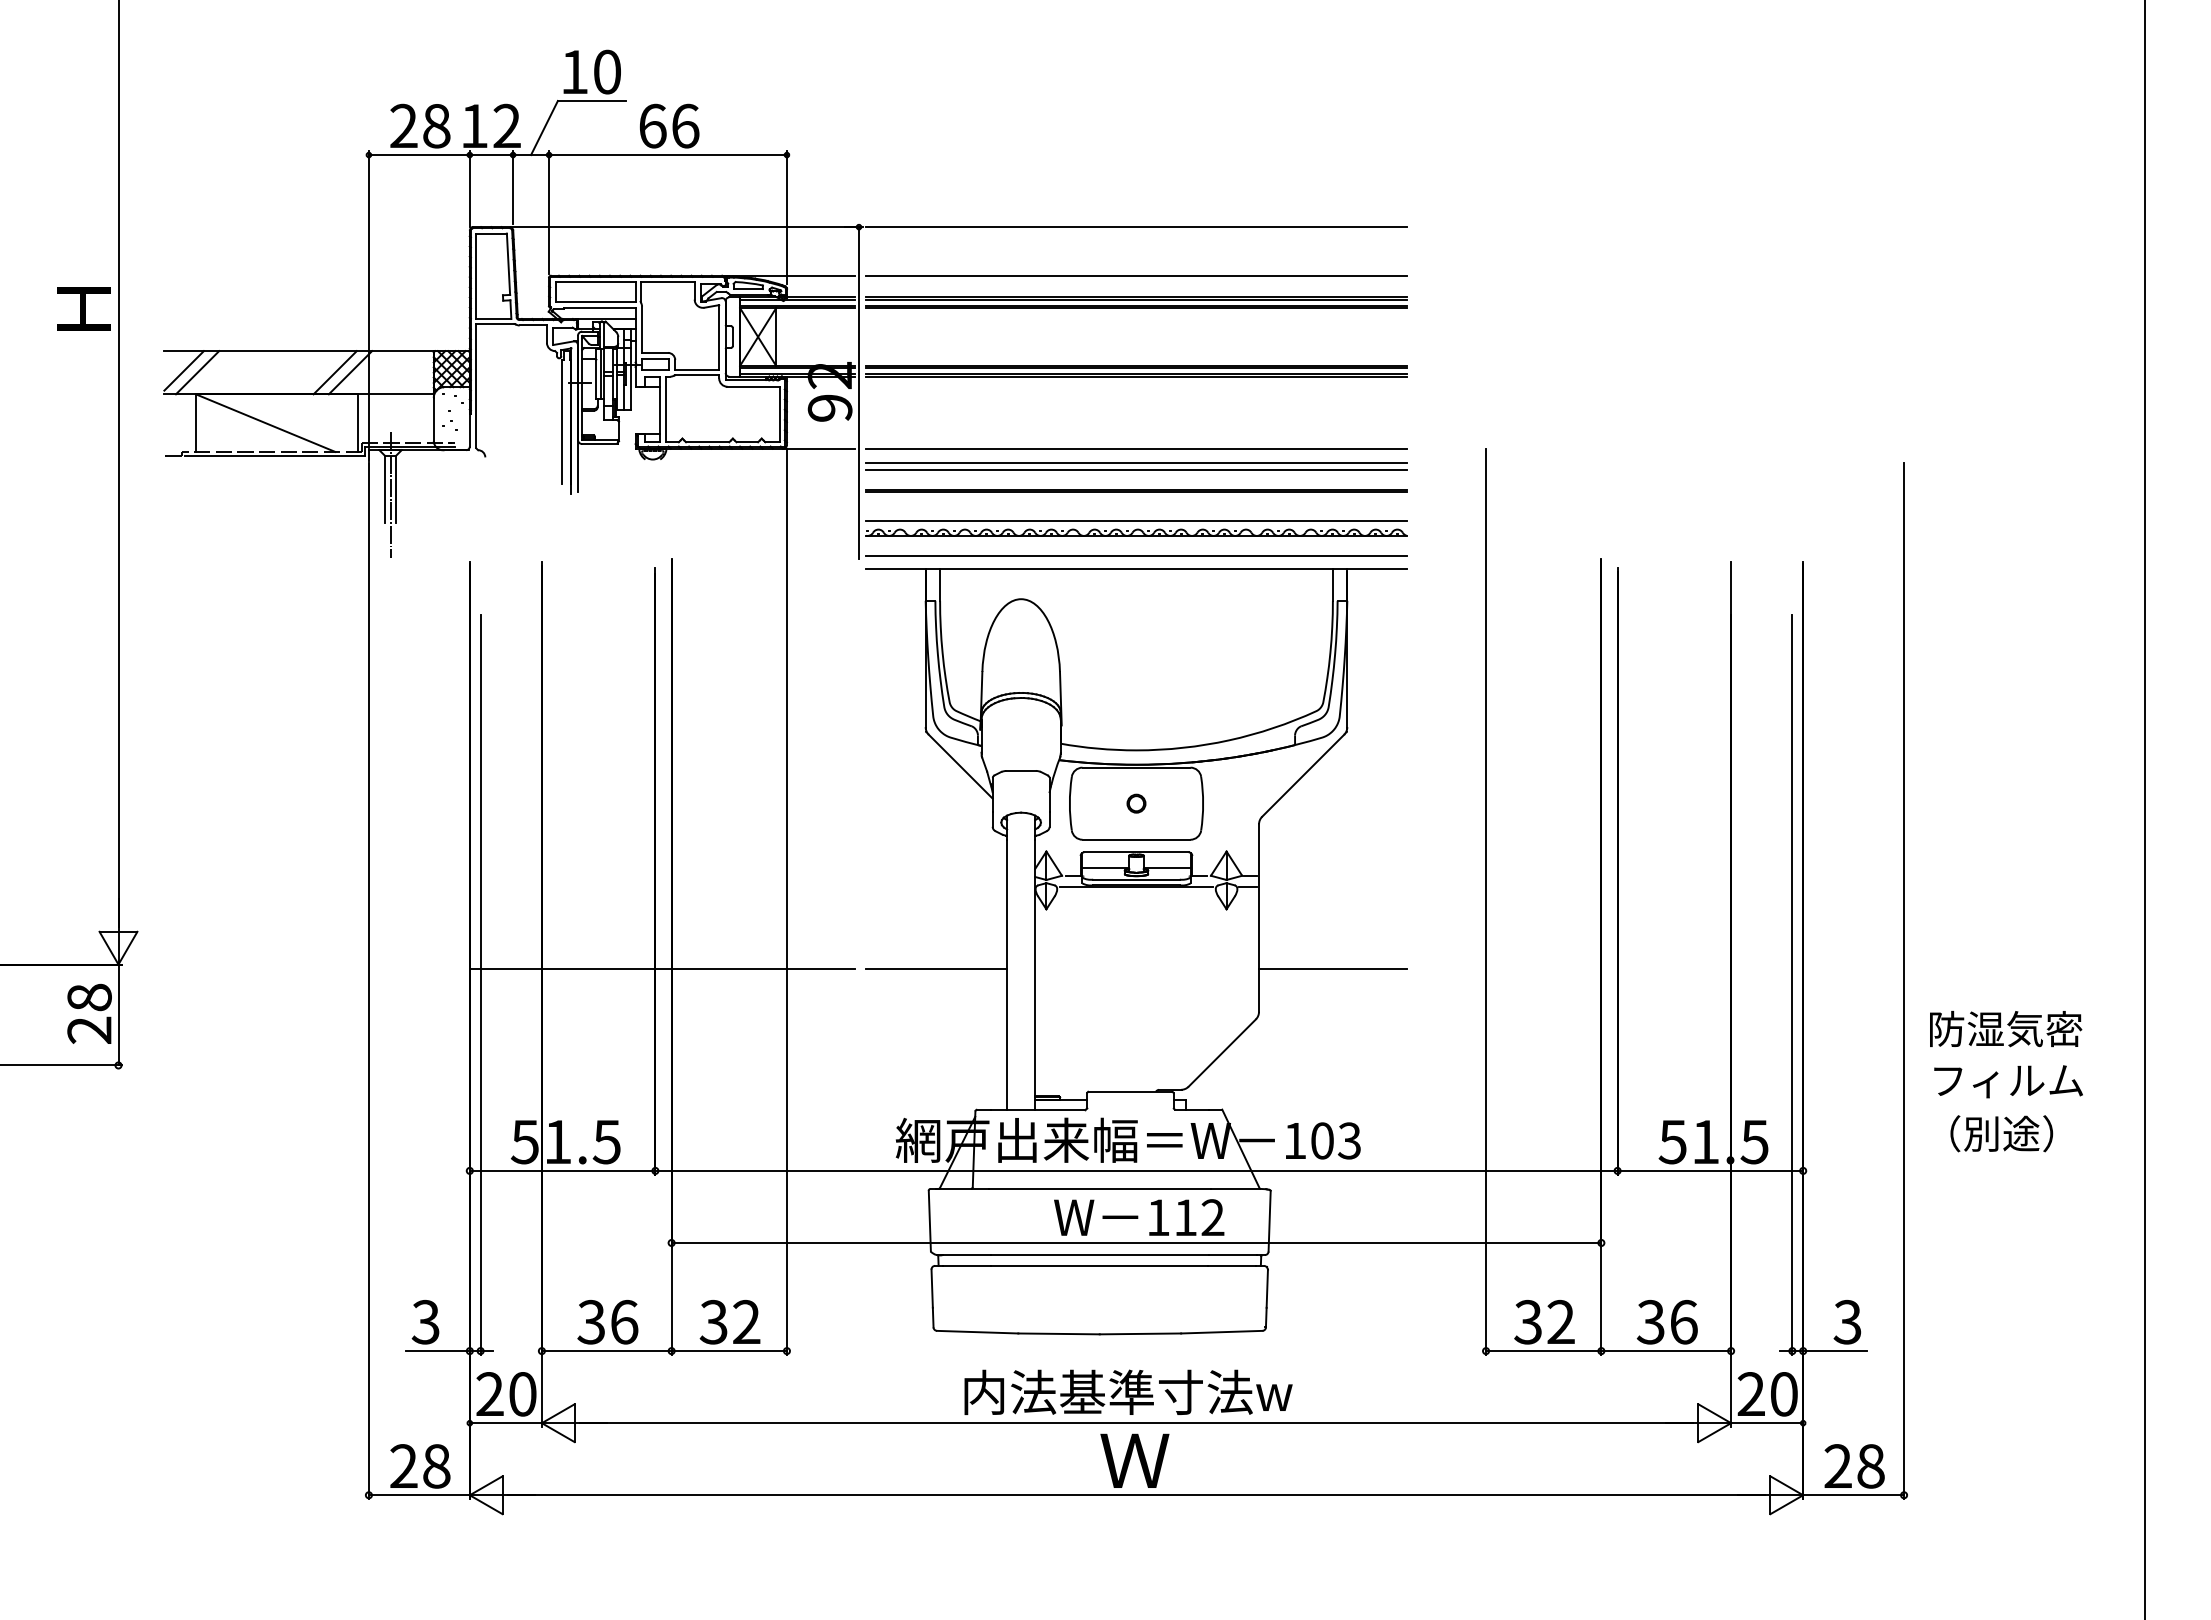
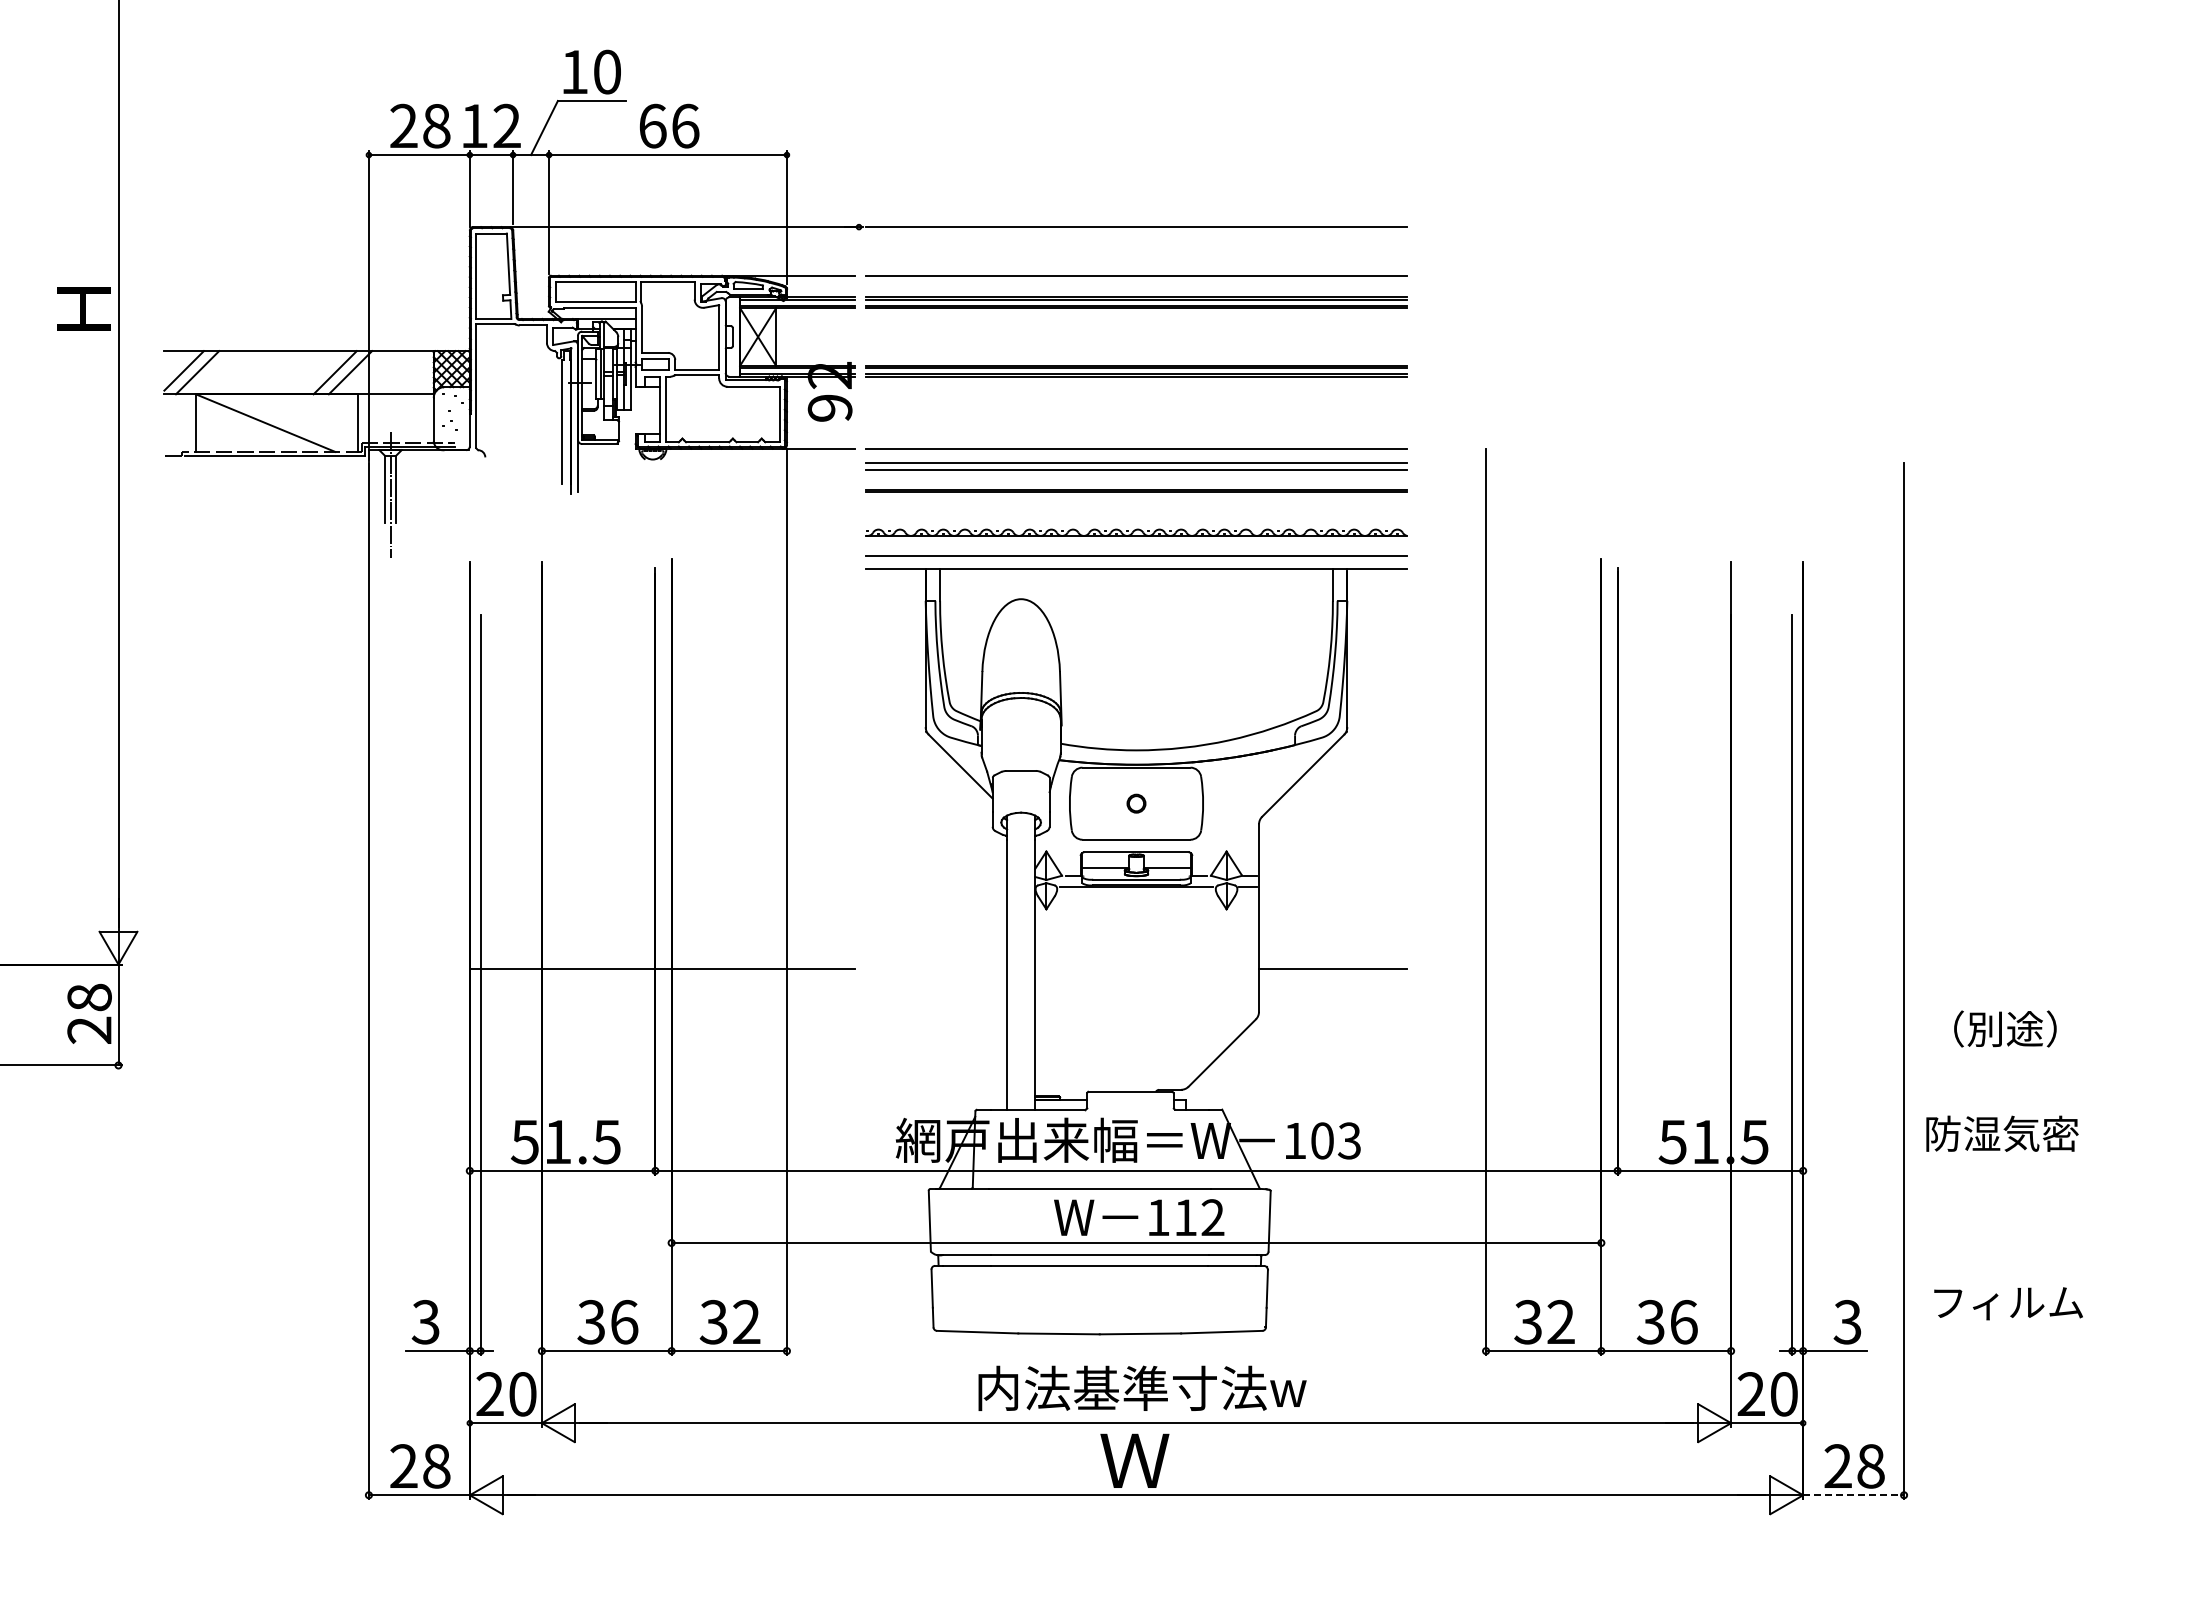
line: present -> none (859, 392)
line: present -> none (1136, 520)
line: present -> none (2144, 809)
line: present -> none (936, 969)
text: 防湿気密 -> （別途） (2006, 1028)
text position: (2008, 1081) -> (2008, 1303) (2008, 1303)
text: （別途） -> 防湿気密 (2002, 1133)
text position: (1128, 1391) -> (1142, 1387) (1142, 1387)
line: solid -> dashed (1854, 1495)
